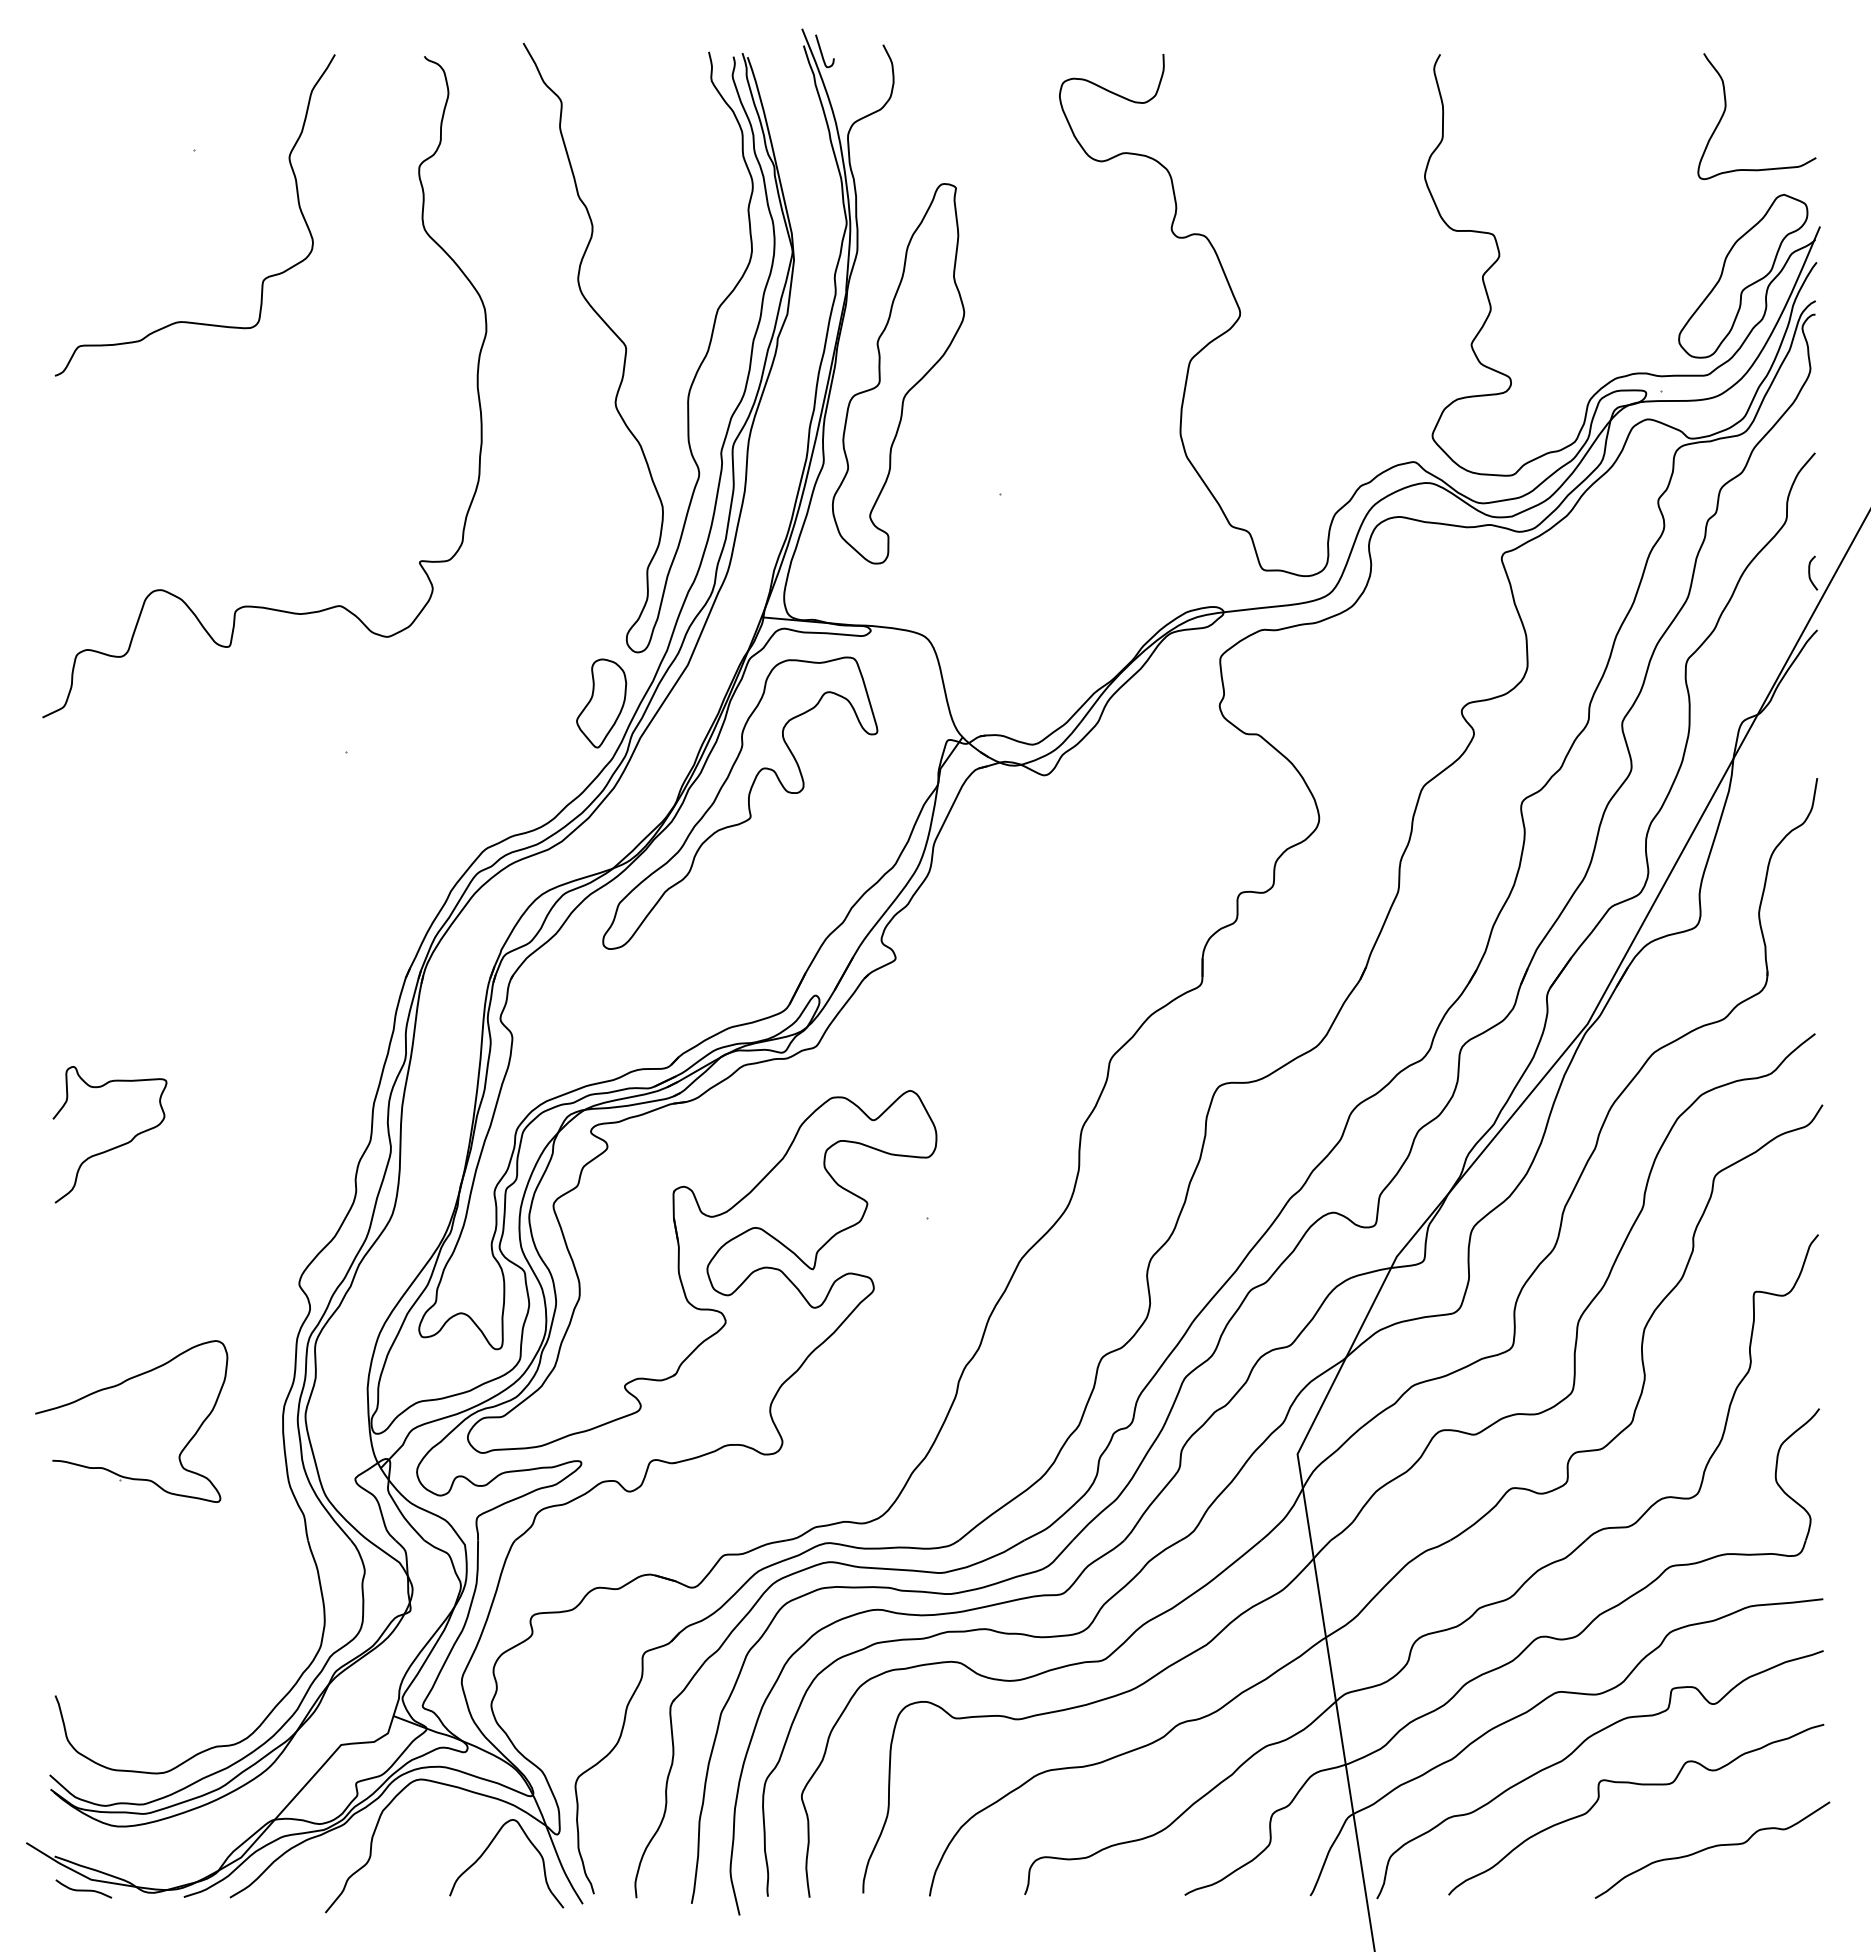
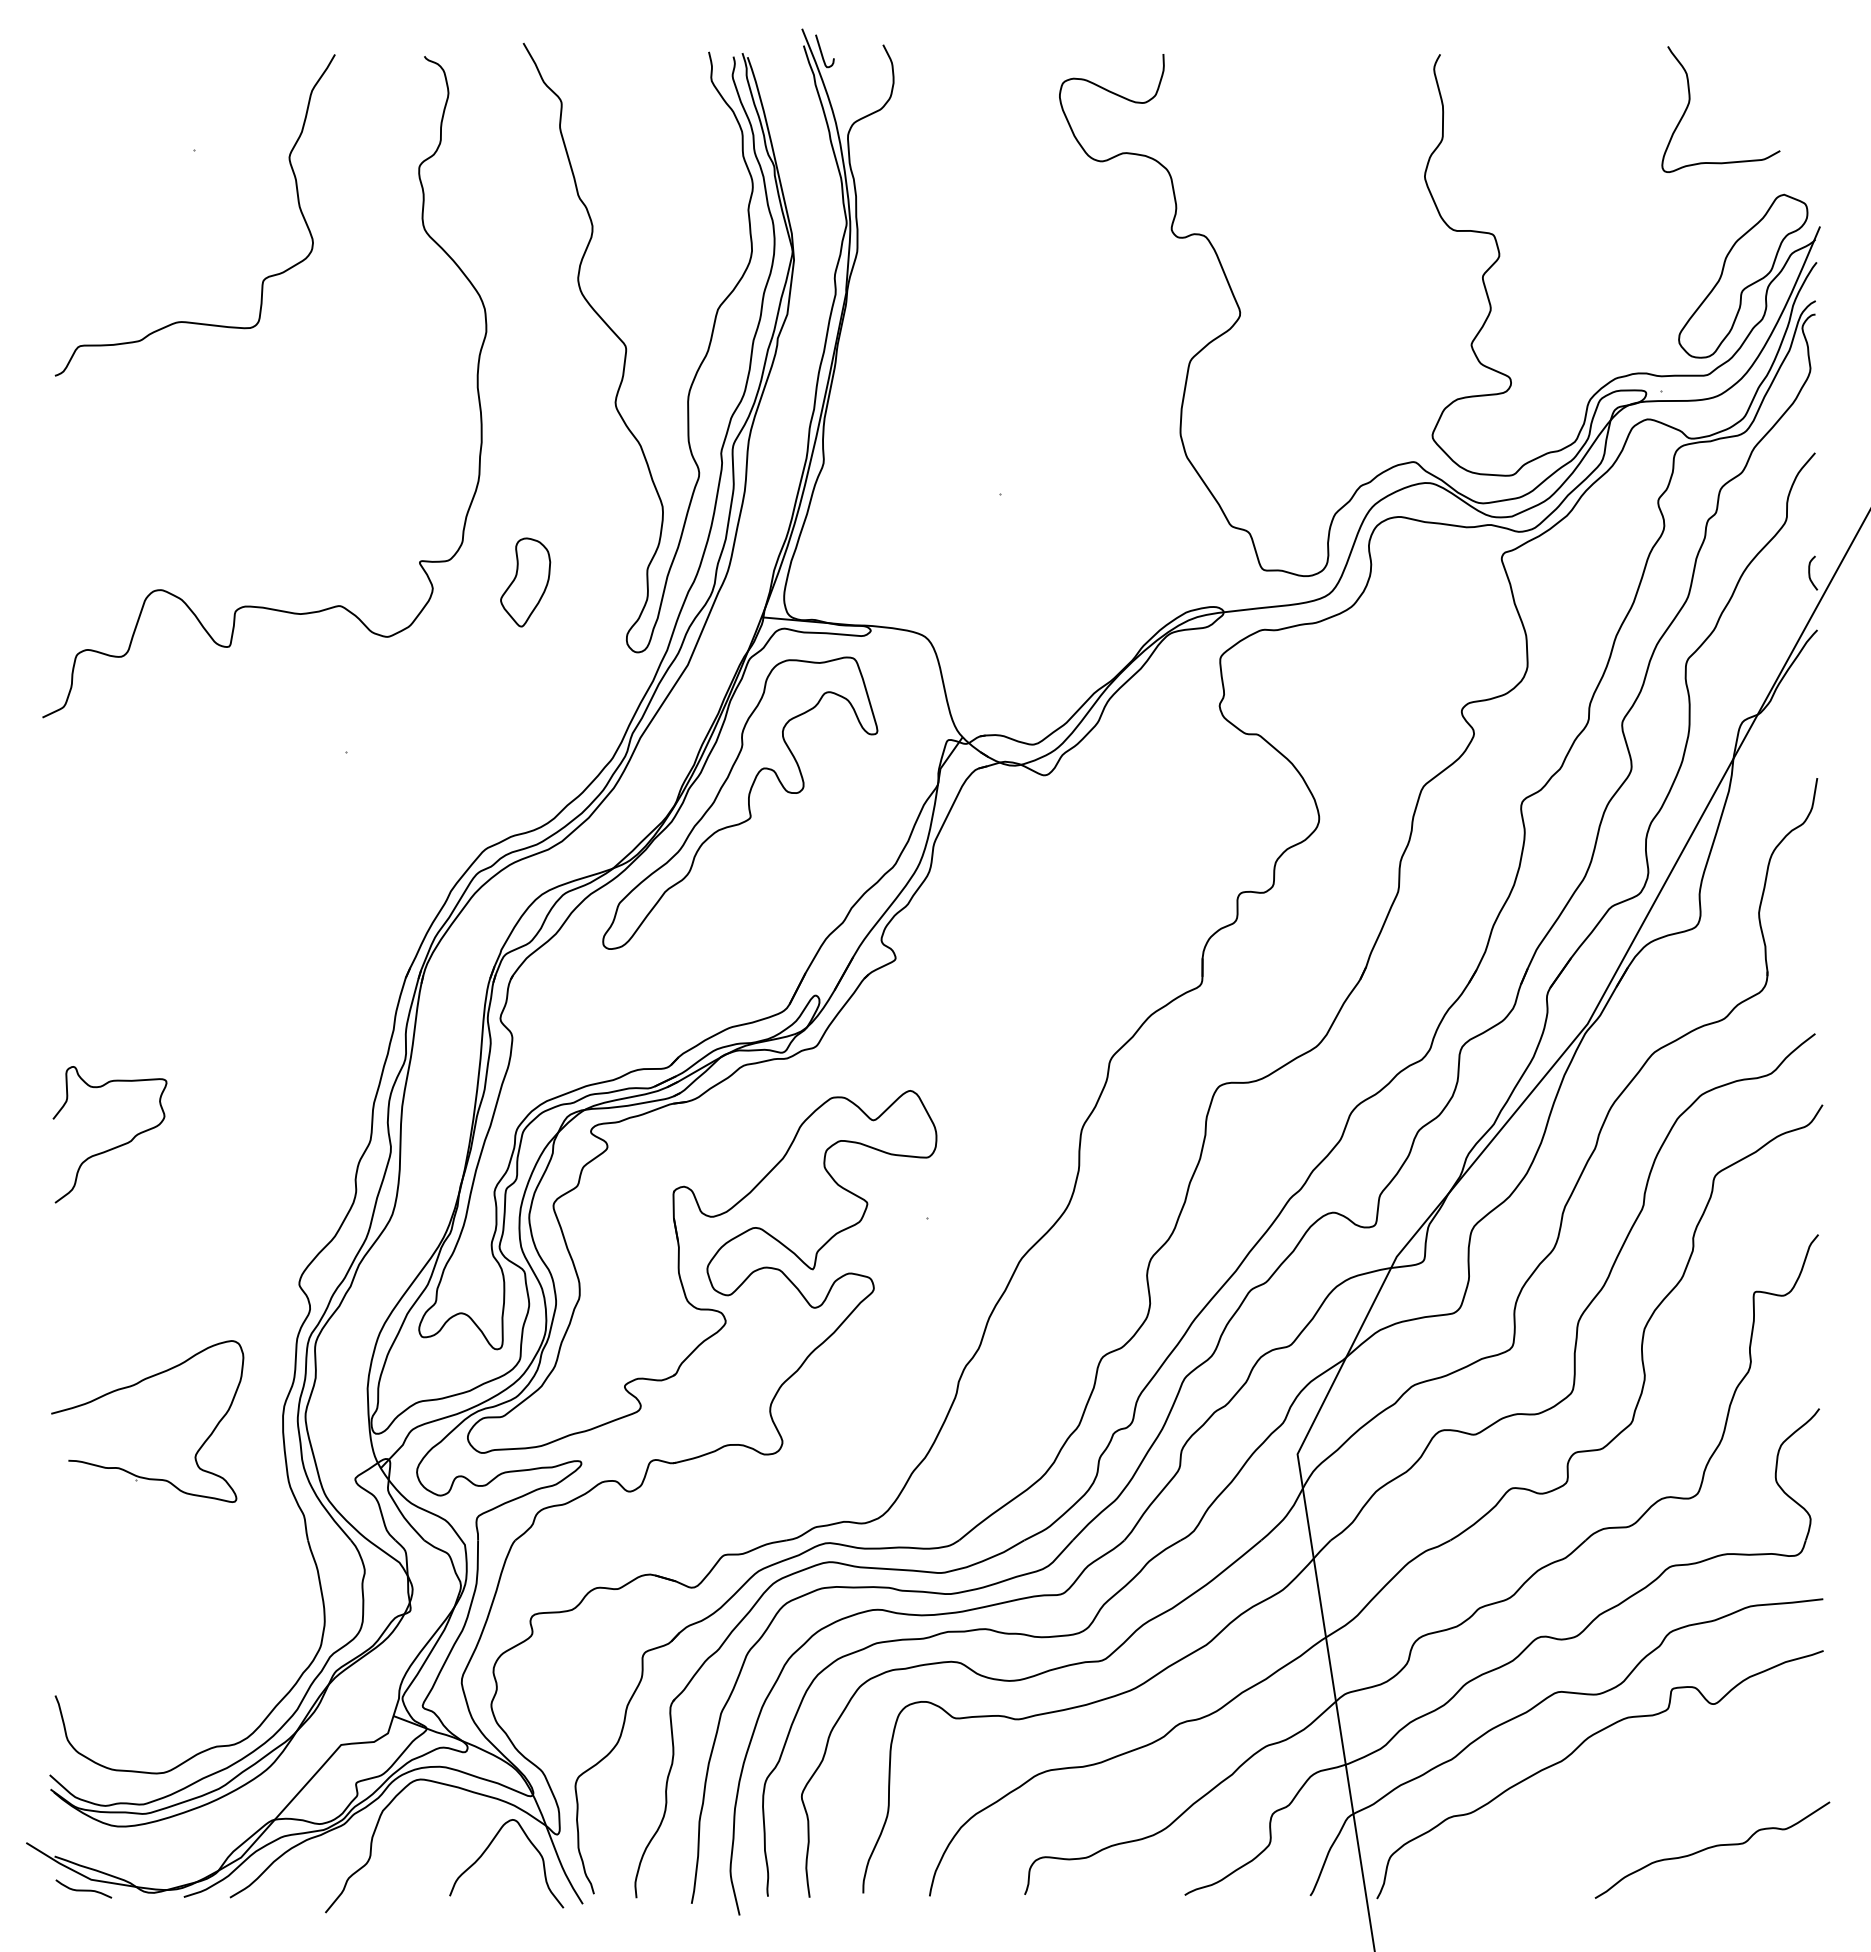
curve position: (1726, 108) -> (1690, 101) (1690, 101)
part: present -> none (898, 373)
part position: (601, 703) -> (525, 582) (525, 582)
part position: (117, 1386) -> (133, 1386) (133, 1386)
curve: present -> none (1639, 1785)
